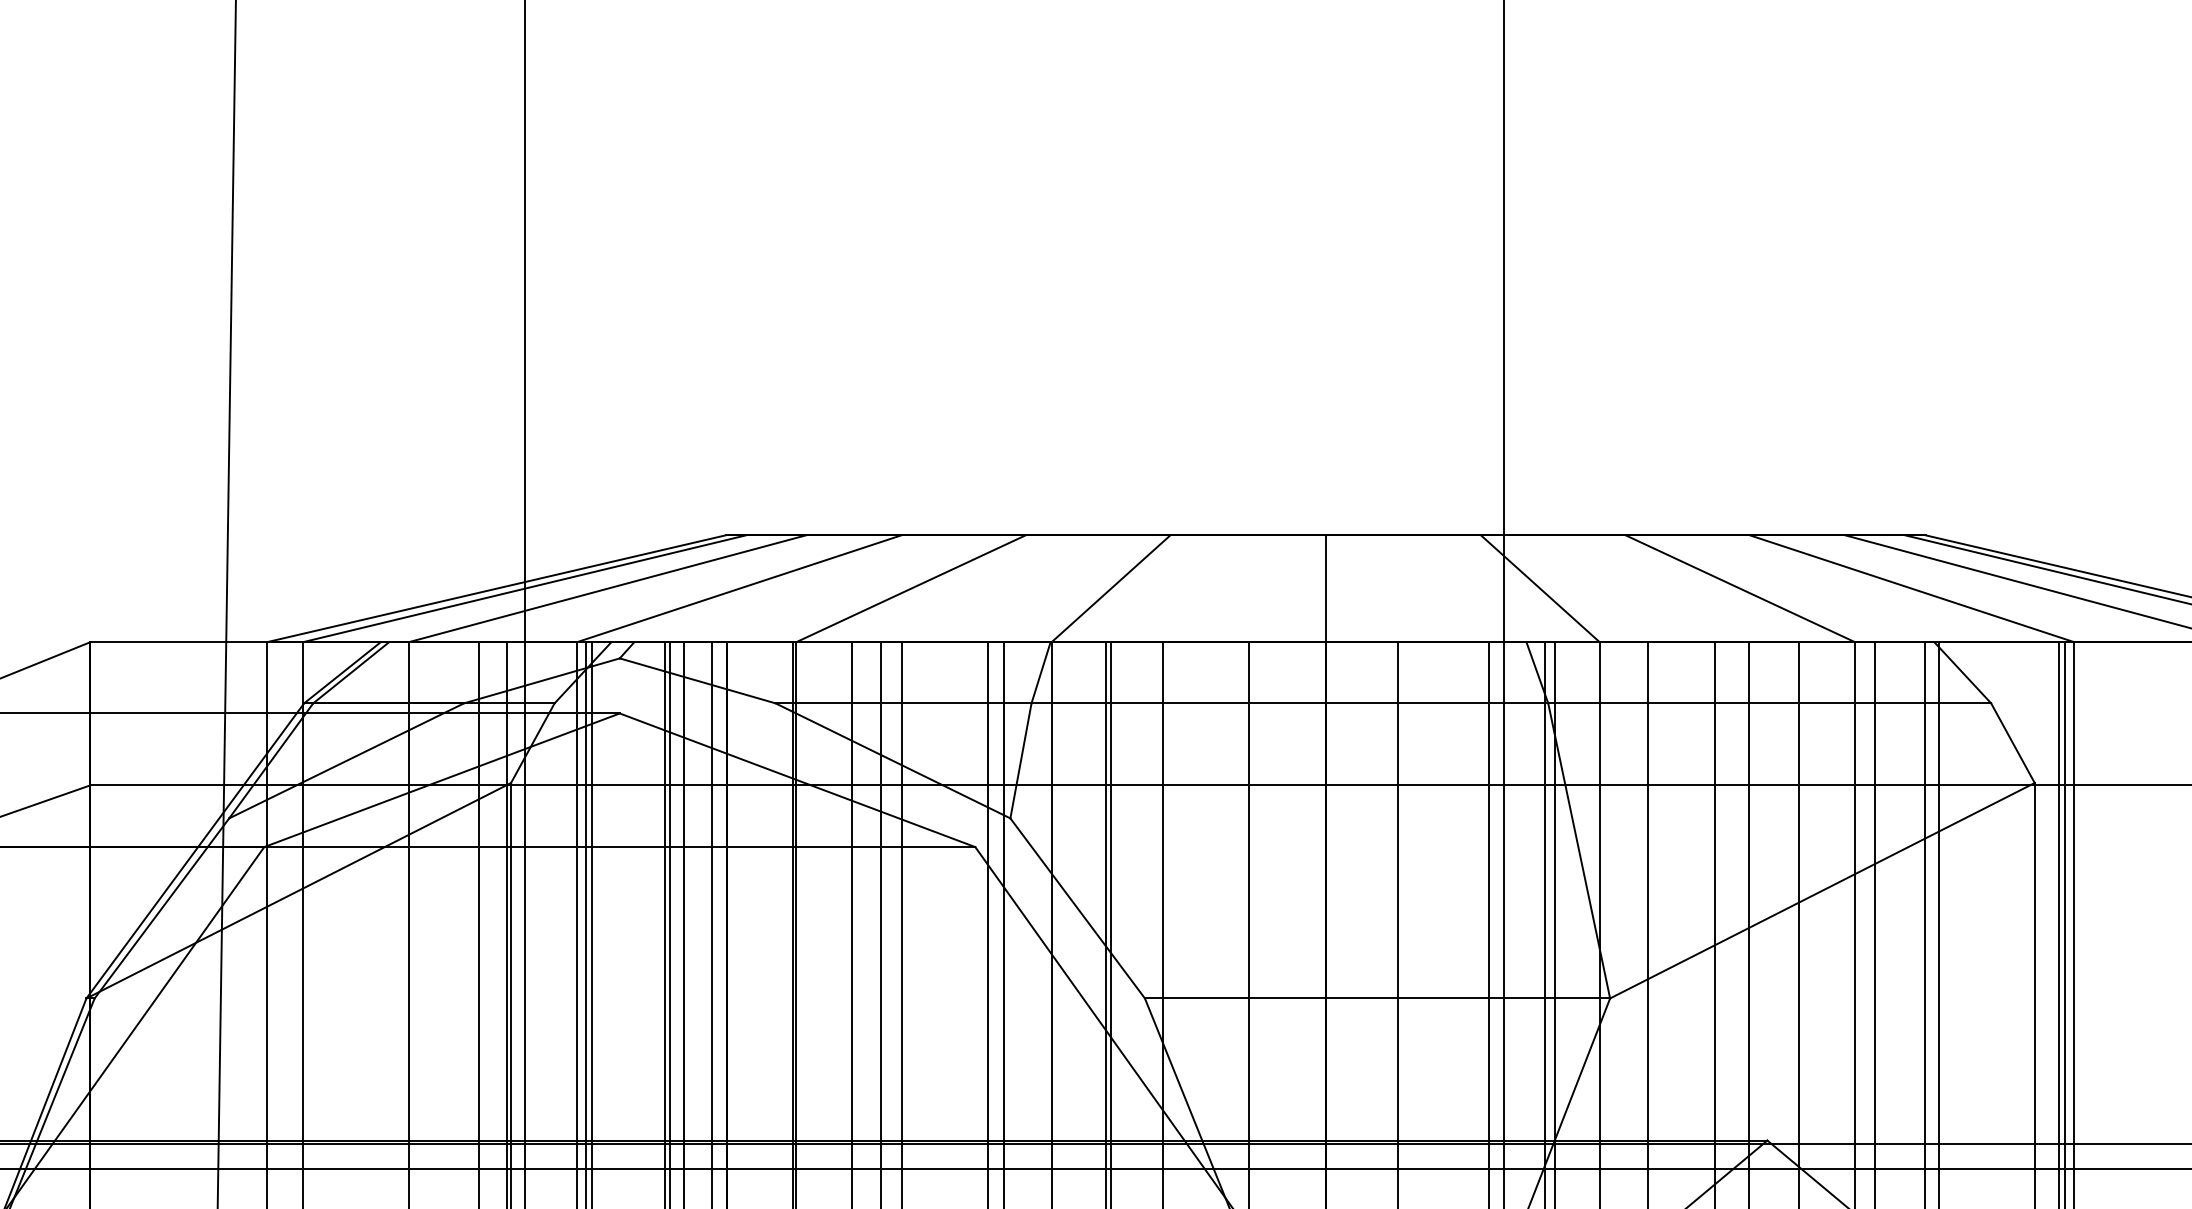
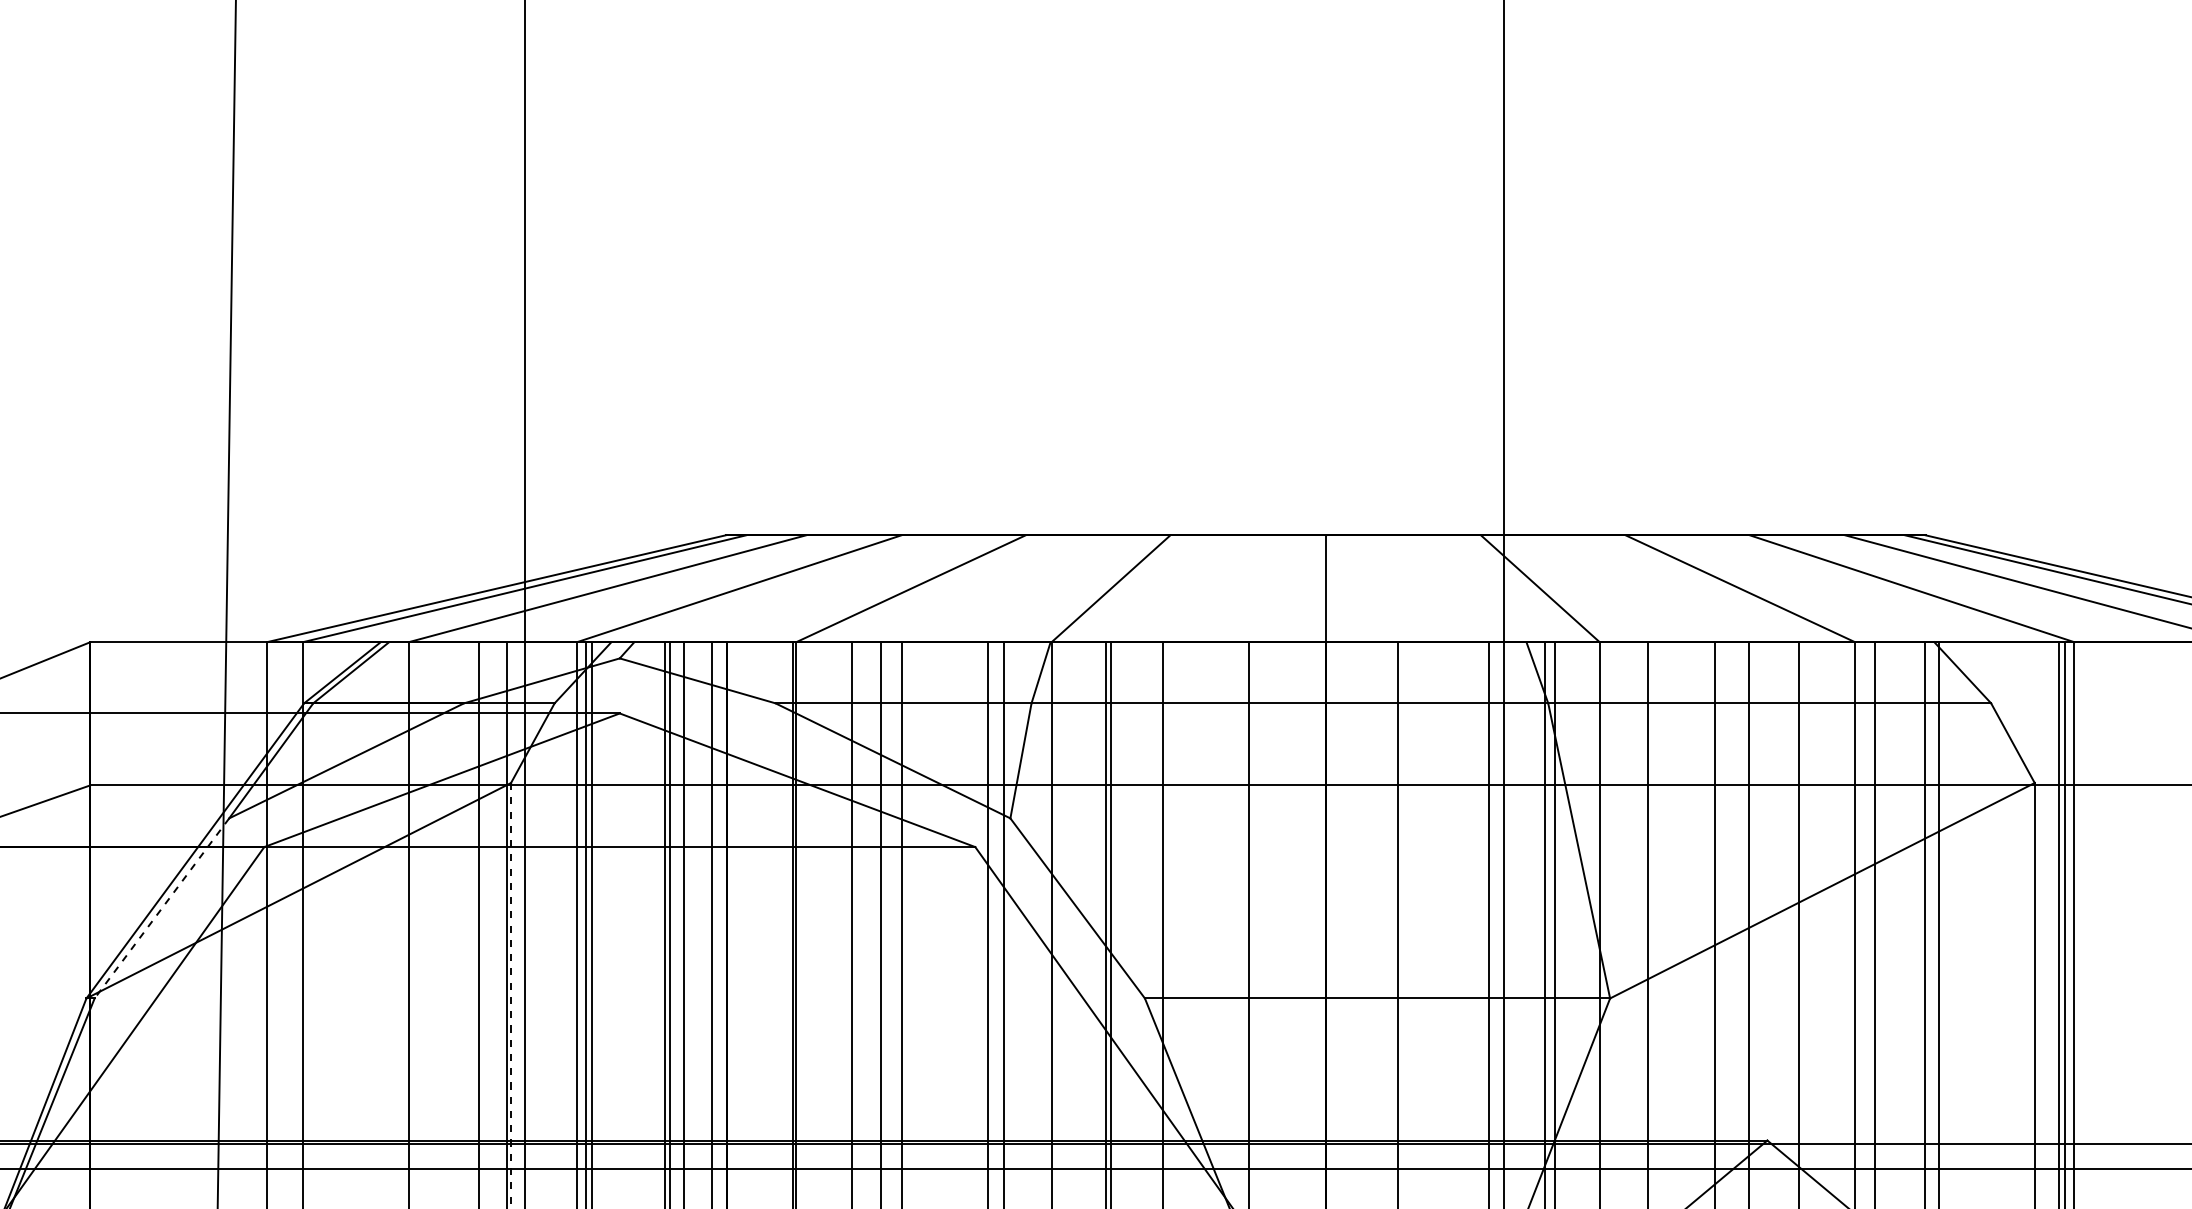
line: solid -> dashed (161, 908)
line: solid -> dashed (511, 995)
